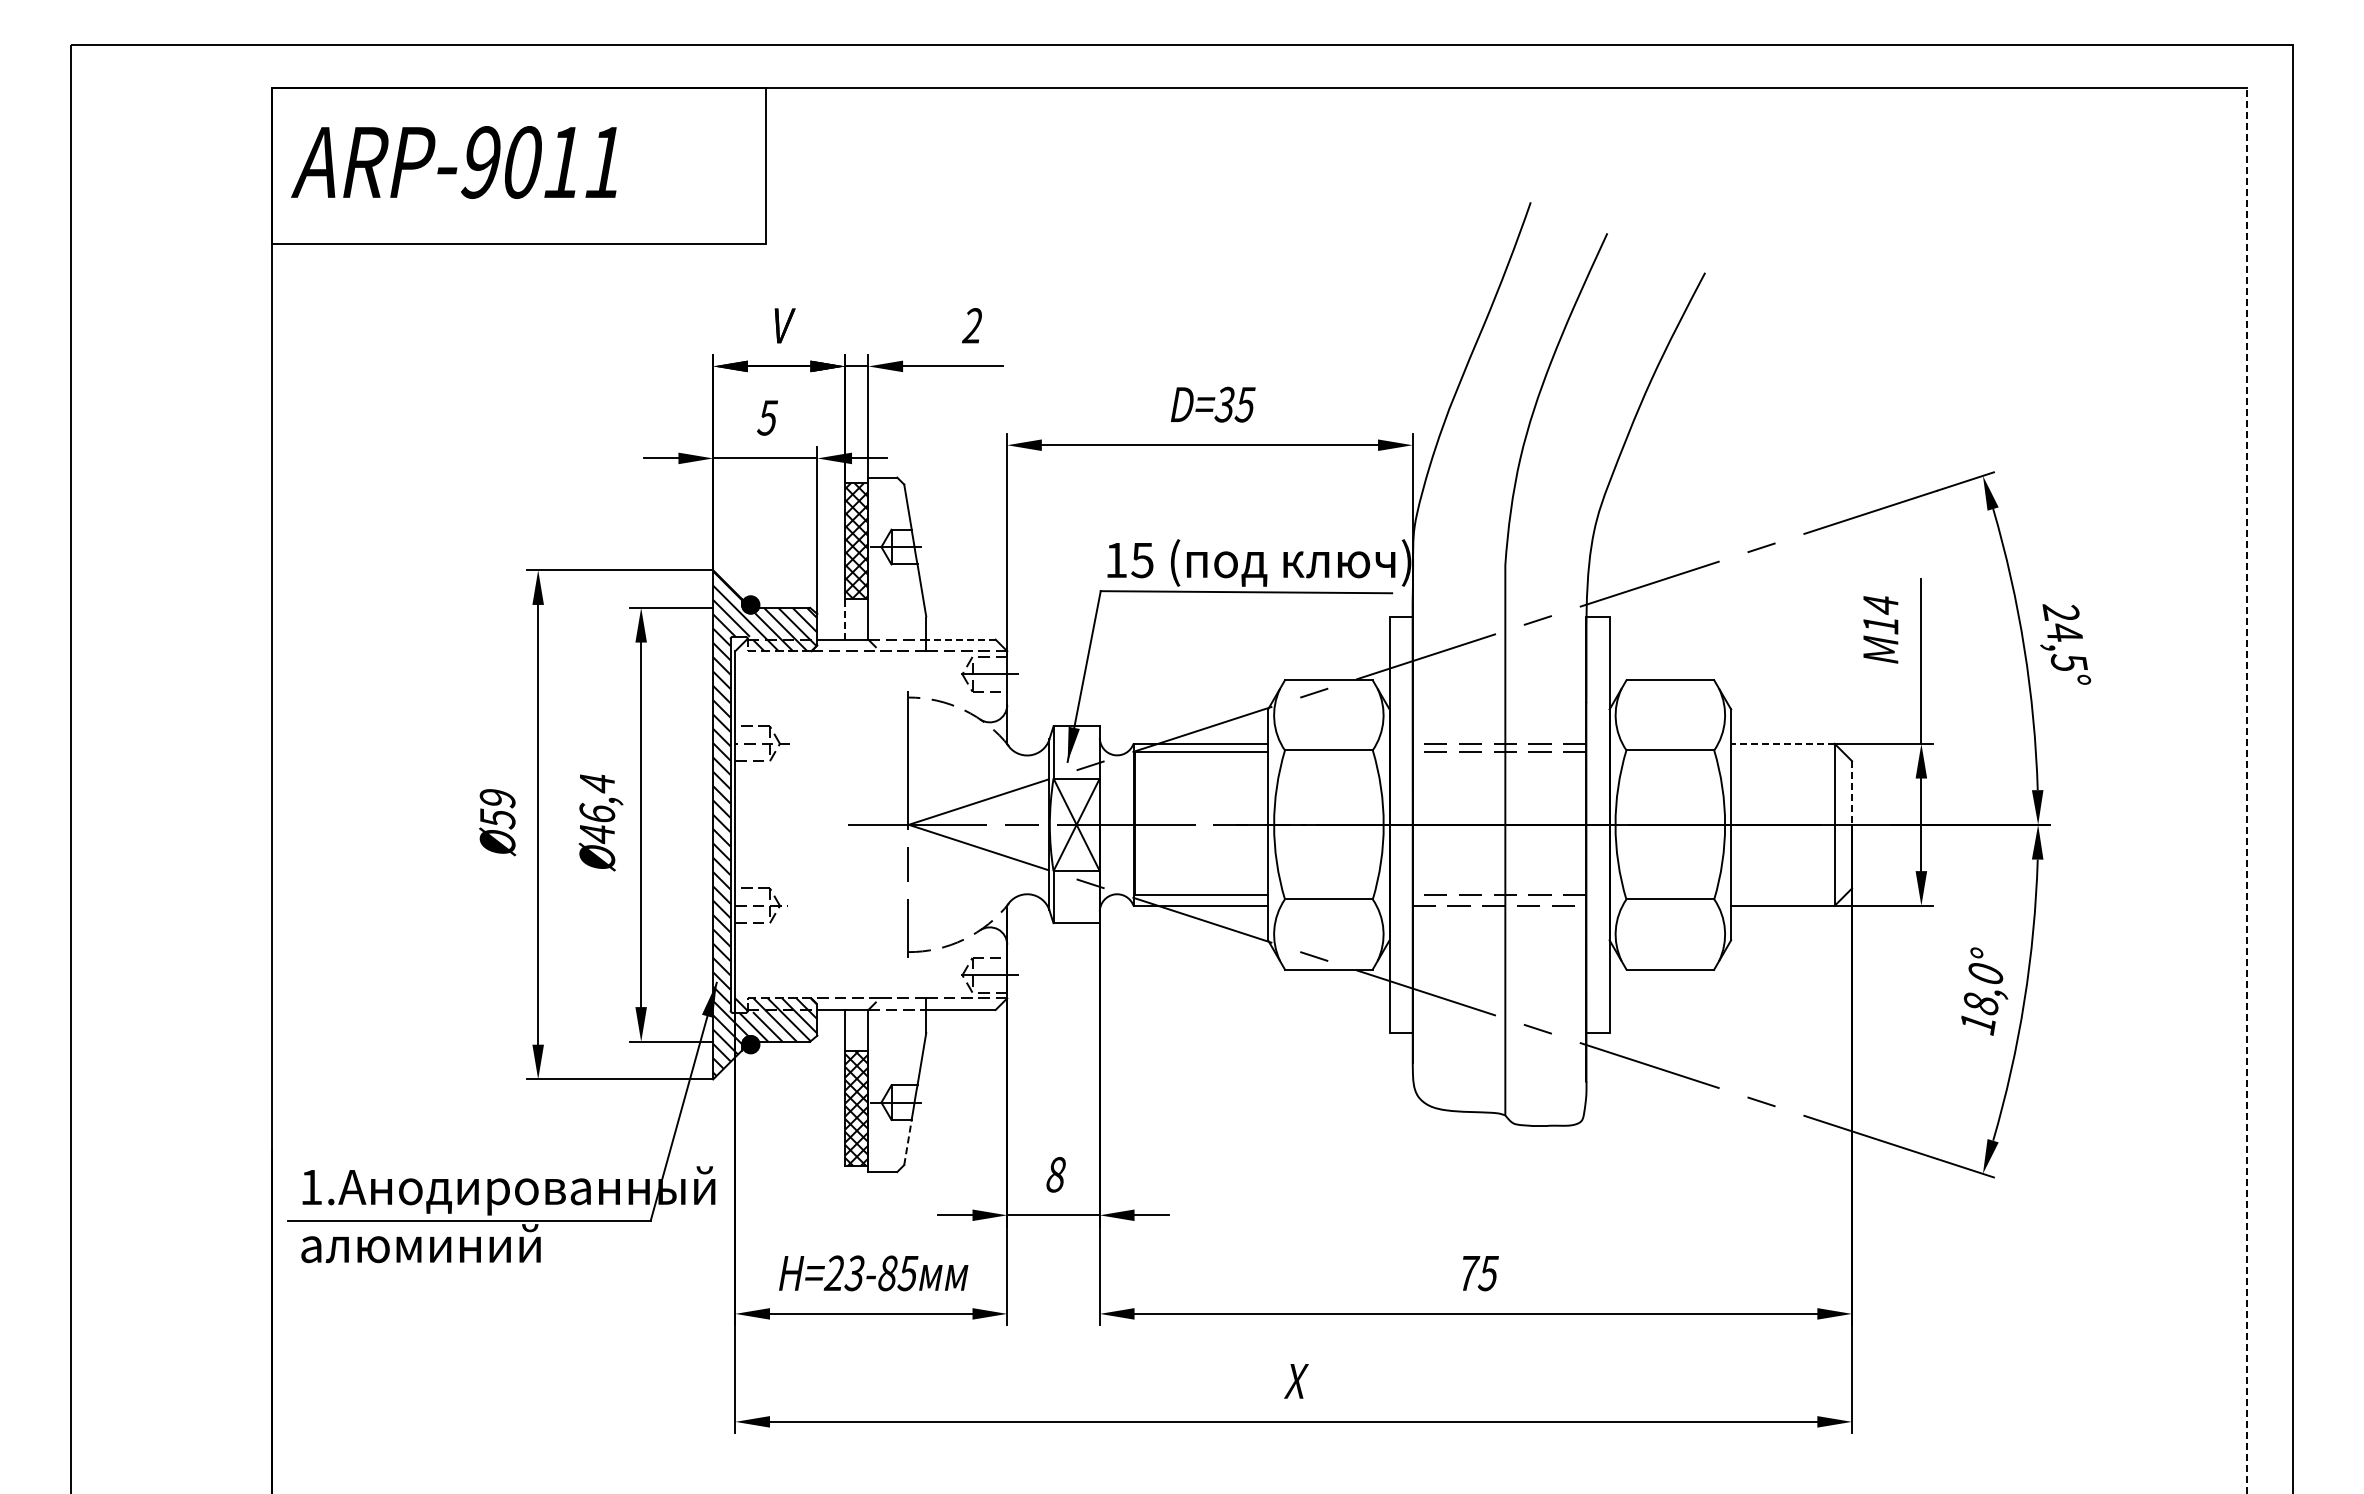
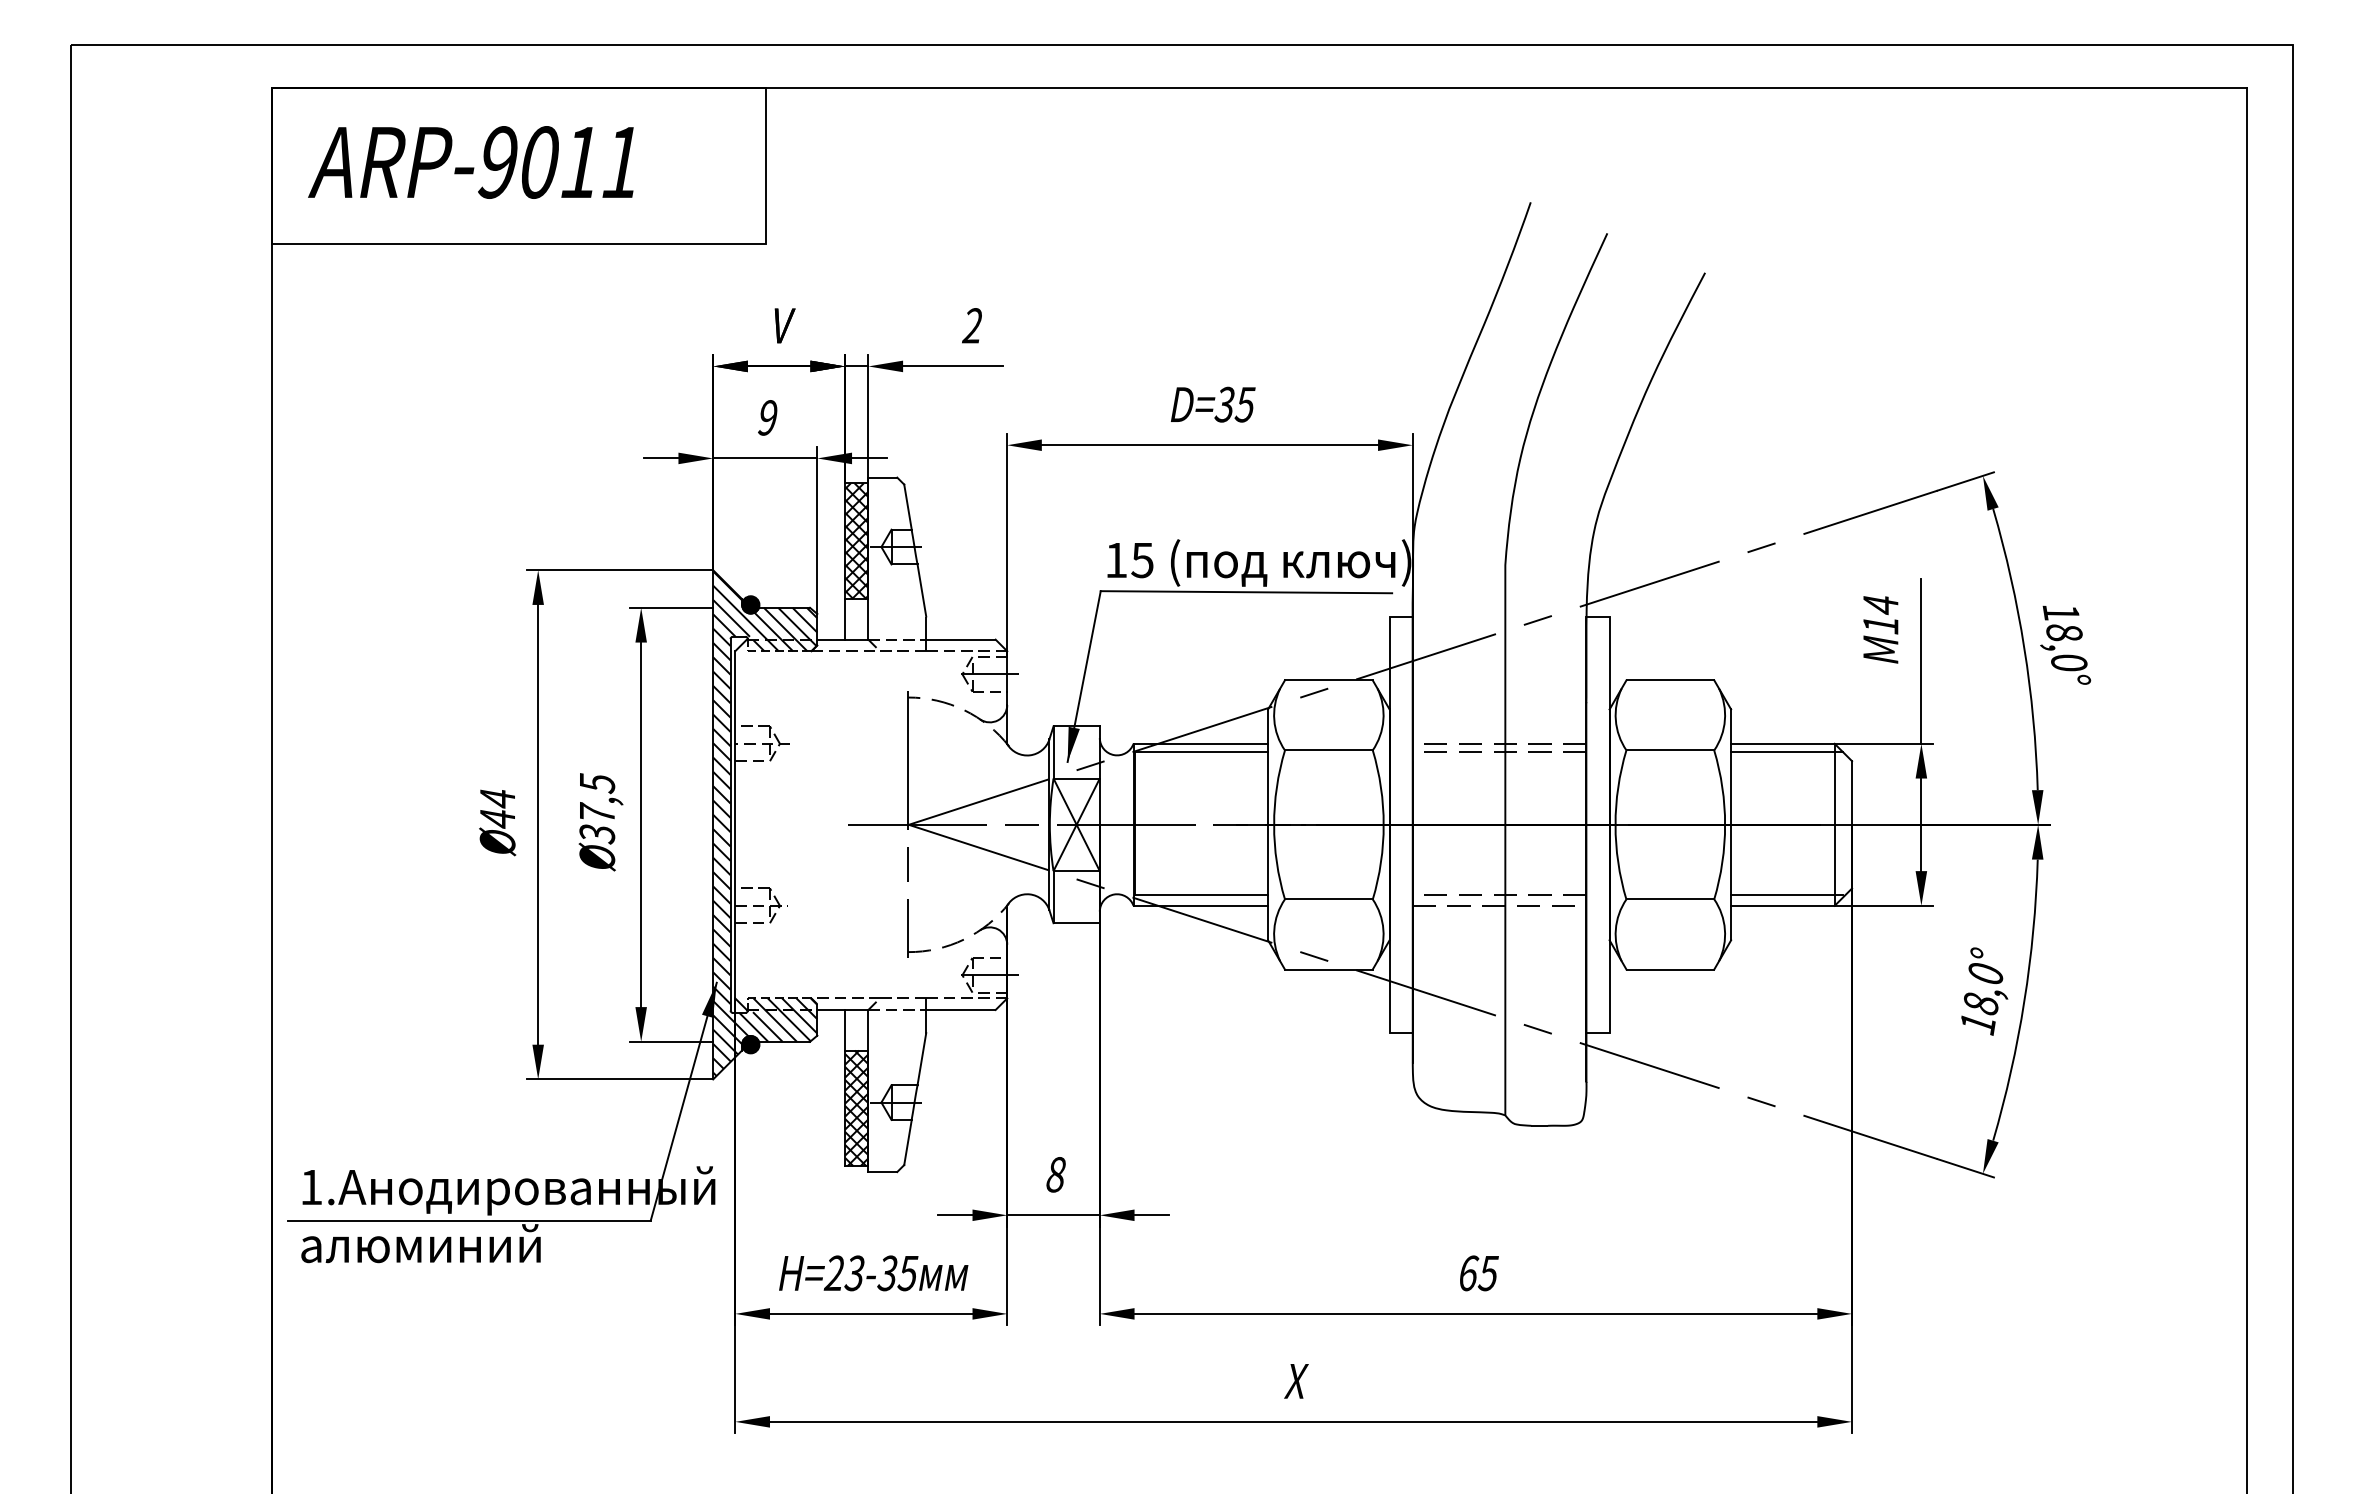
text position: (453, 162) -> (470, 162) (470, 162)
text: 5 -> 9 (767, 417)
line: dashed -> solid (845, 618)
text: 24,5° -> 18,0° (2064, 637)
line: dashed -> solid (960, 639)
line: dashed -> solid (1782, 743)
line: none -> present (1787, 752)
line: dashed -> solid (2247, 791)
line: dashed -> solid (1852, 793)
text: Ø46,4 -> Ø37,5 (597, 808)
text: Ø59 -> Ø44 (497, 809)
line: none -> present (1787, 894)
line: dashed -> solid (908, 1142)
text: H=23-85 -> H=23-35 (887, 1273)
text: 75 -> 65 (1470, 1273)
